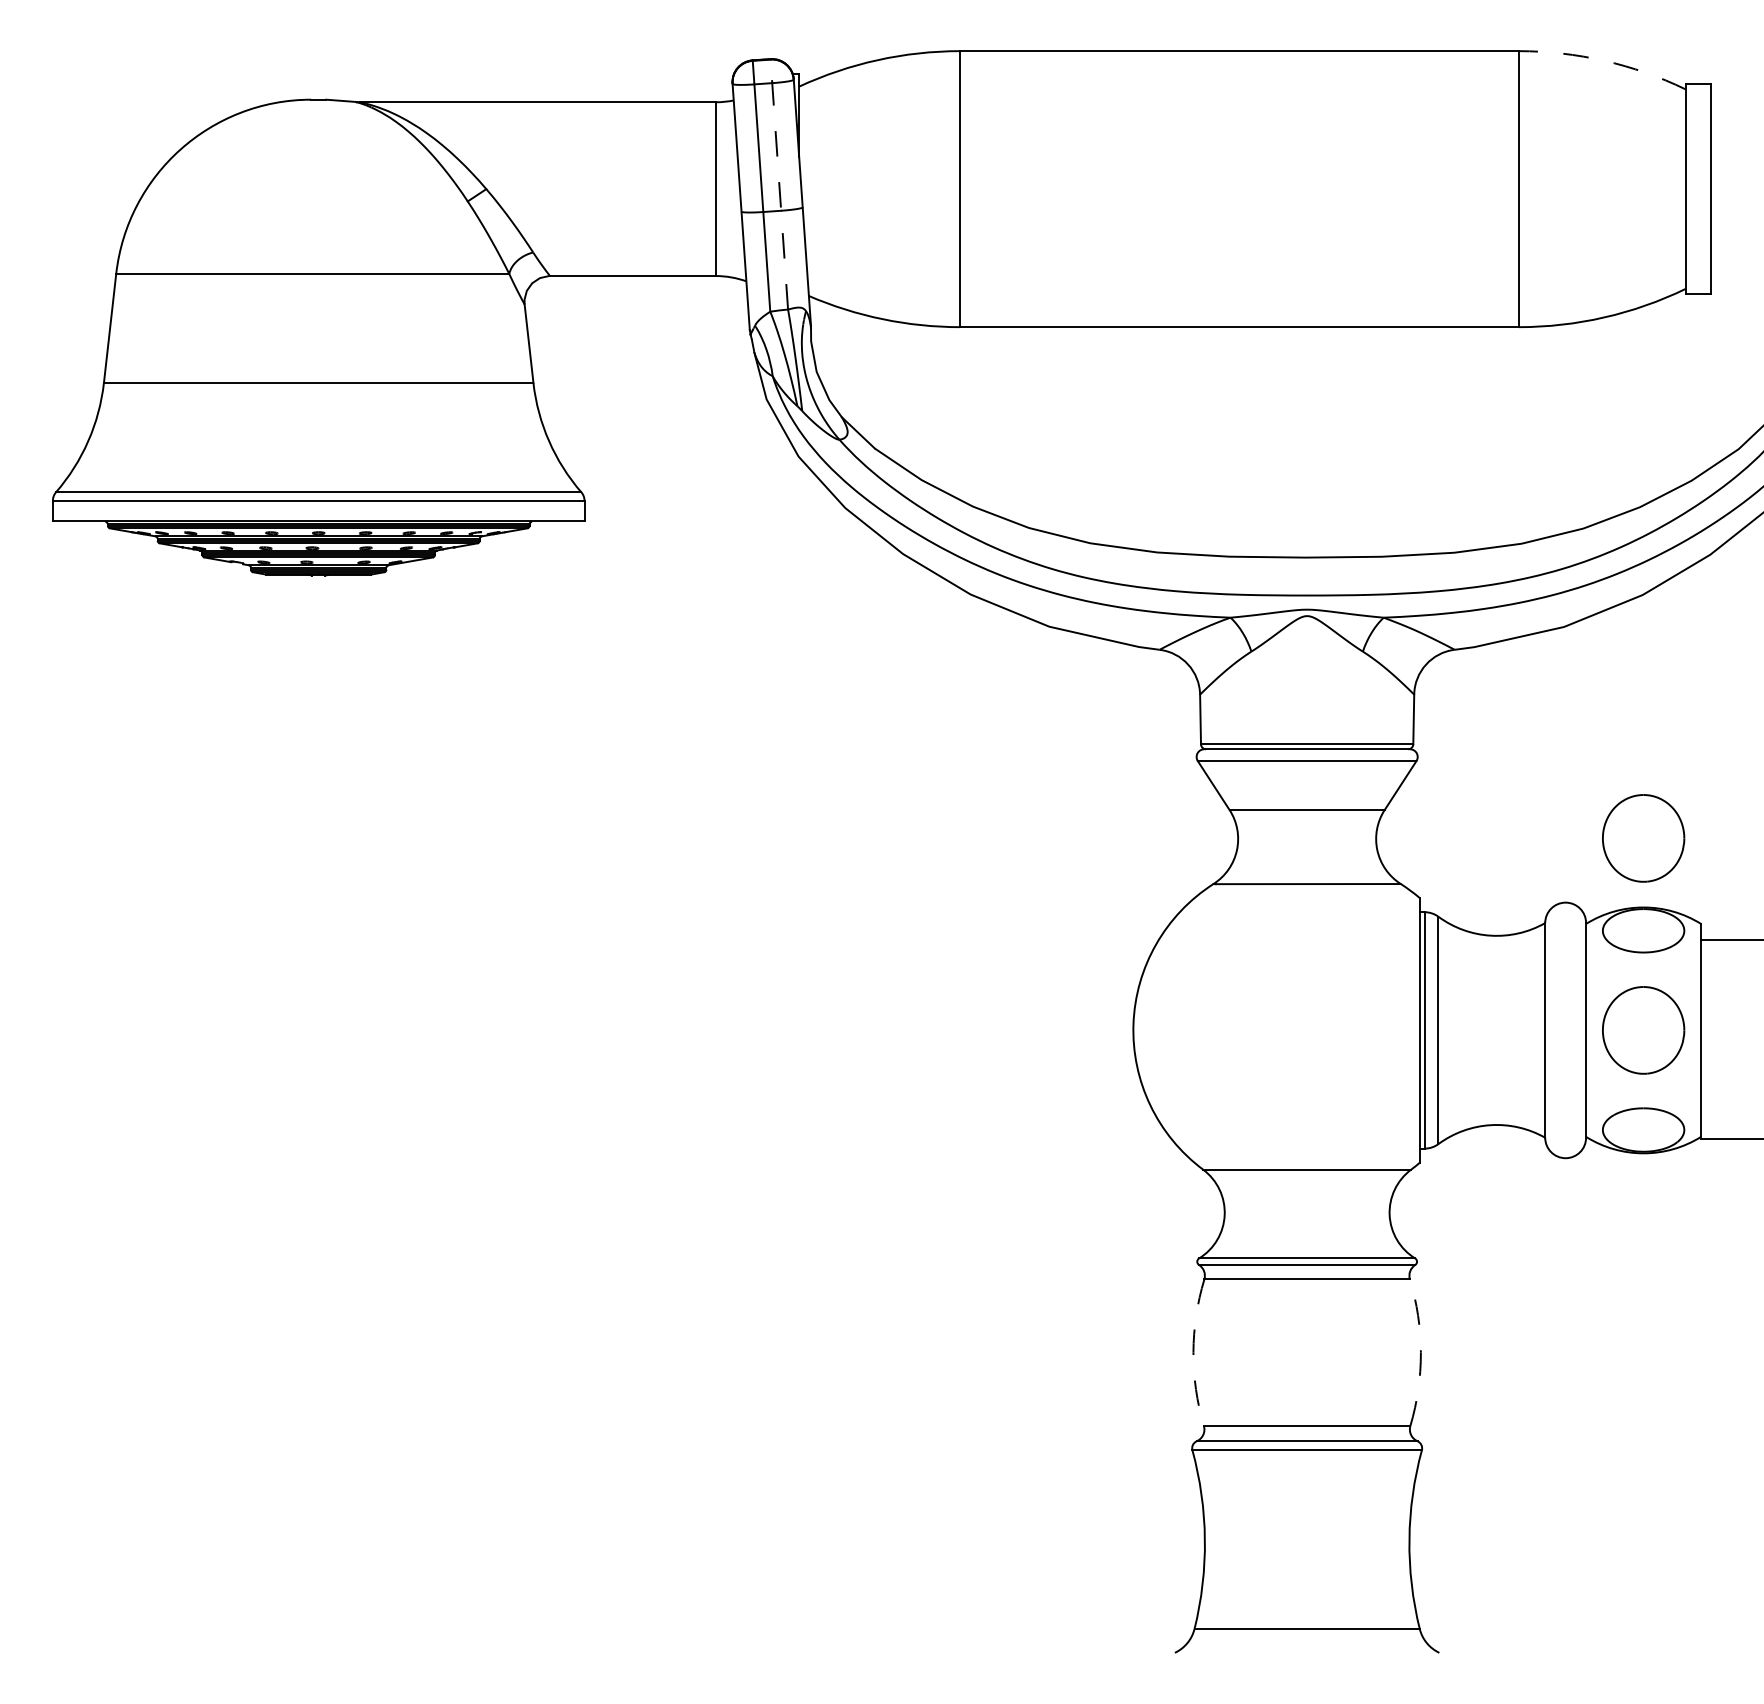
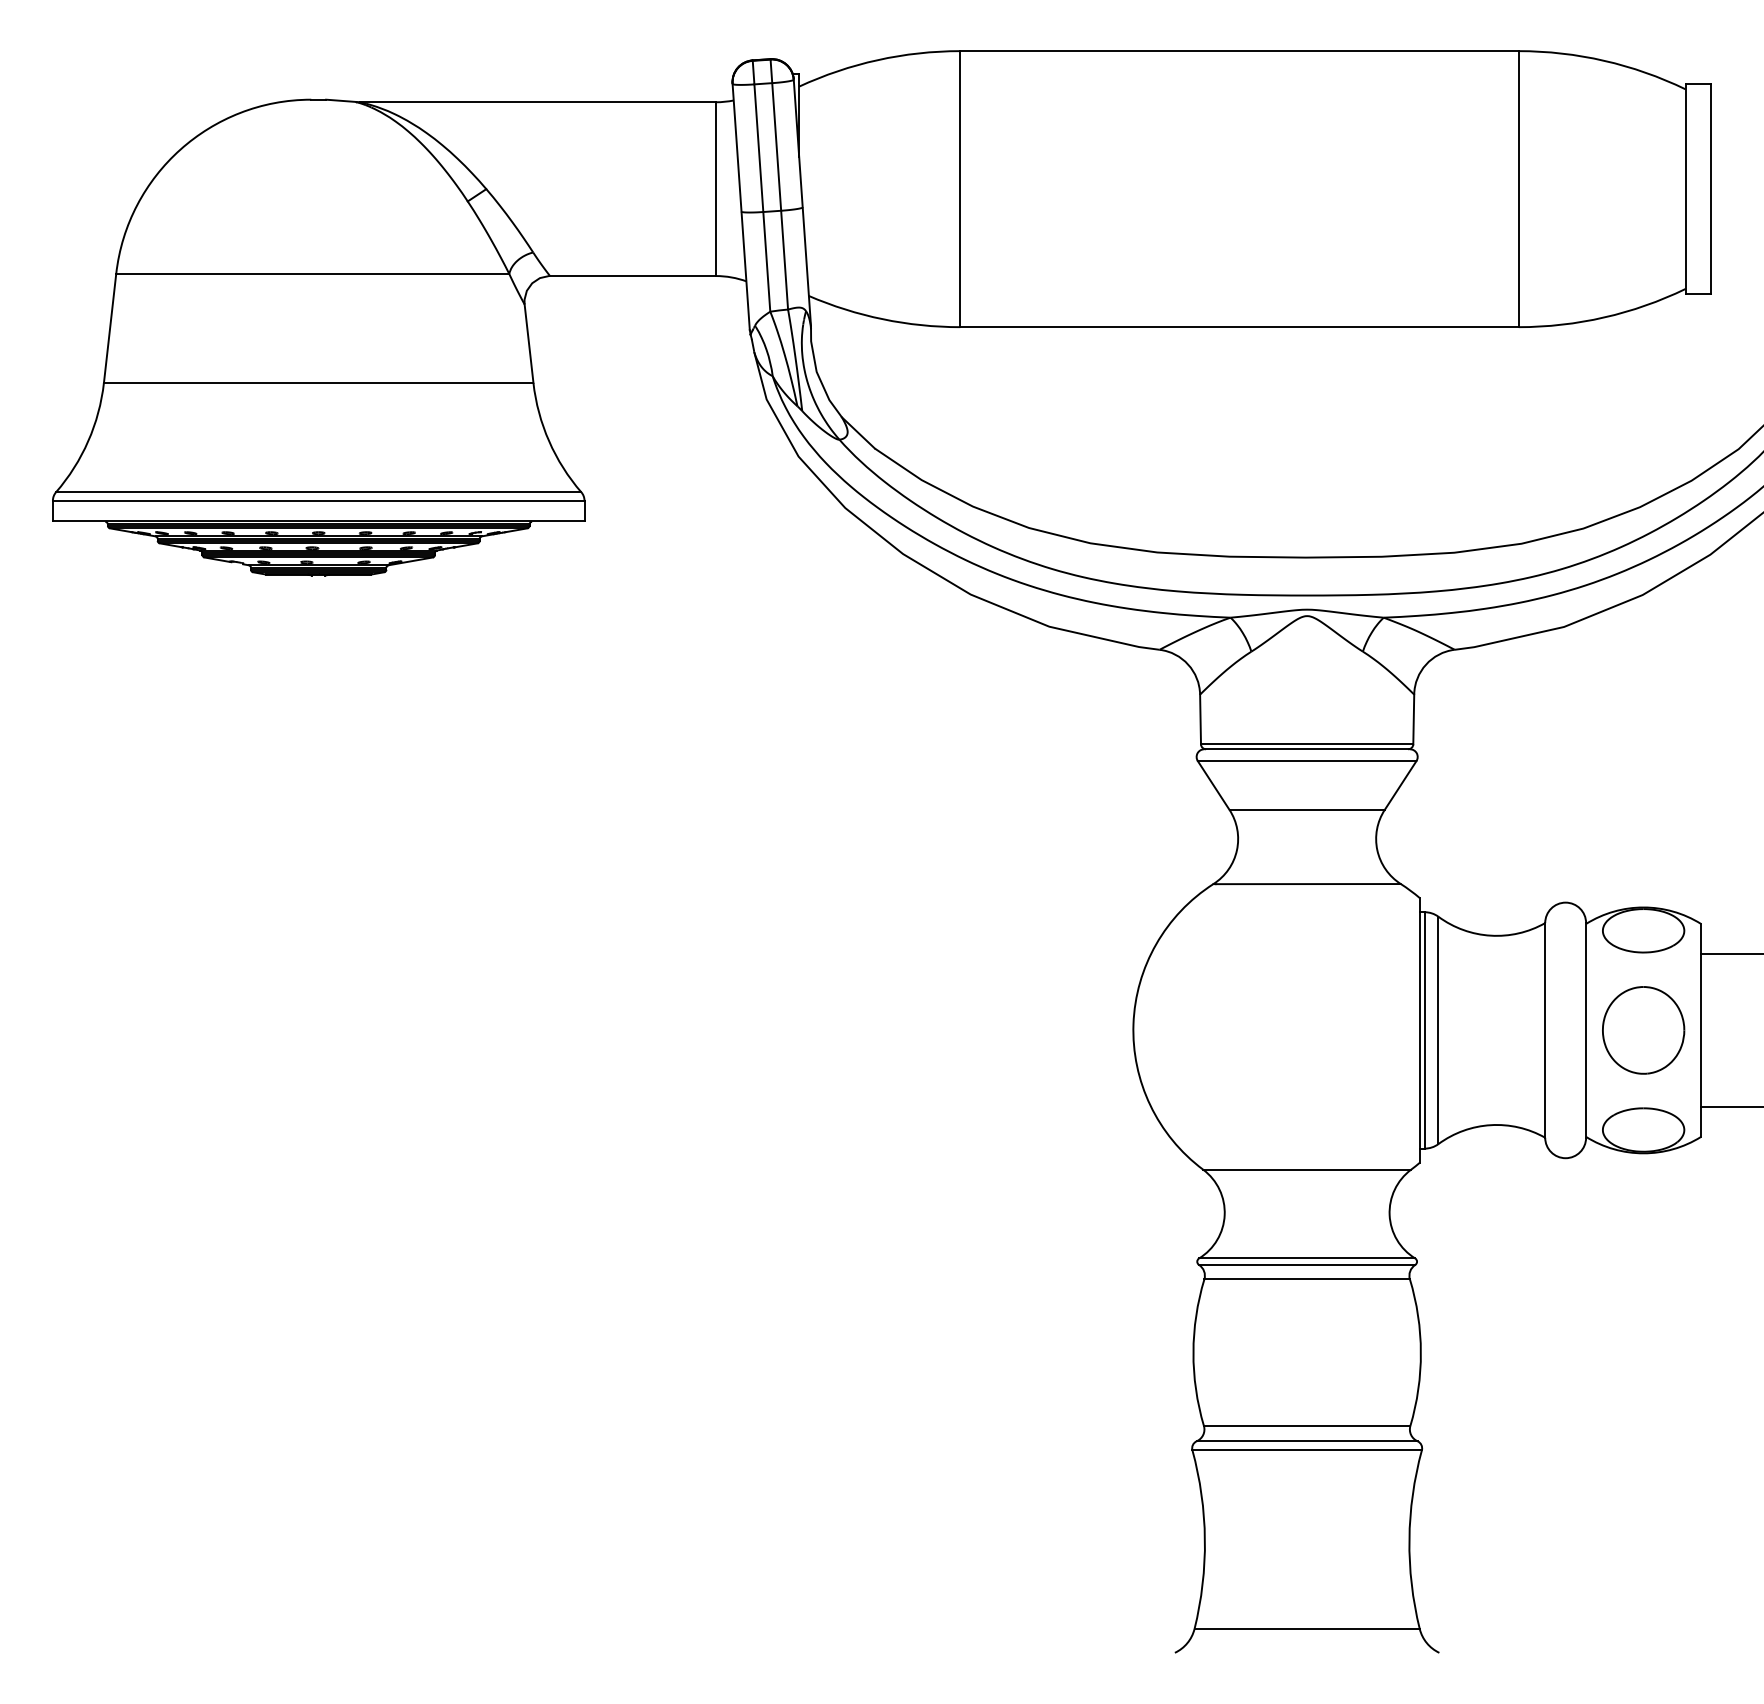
arc: dashed -> solid (1604, 60)
line: dashed -> solid (779, 183)
part: present -> none (1643, 838)
line position: (1730, 939) -> (1730, 953) (1730, 953)
line position: (1730, 1139) -> (1730, 1107) (1730, 1107)
arc: dashed -> solid (1193, 1352)
arc: dashed -> solid (1420, 1352)
